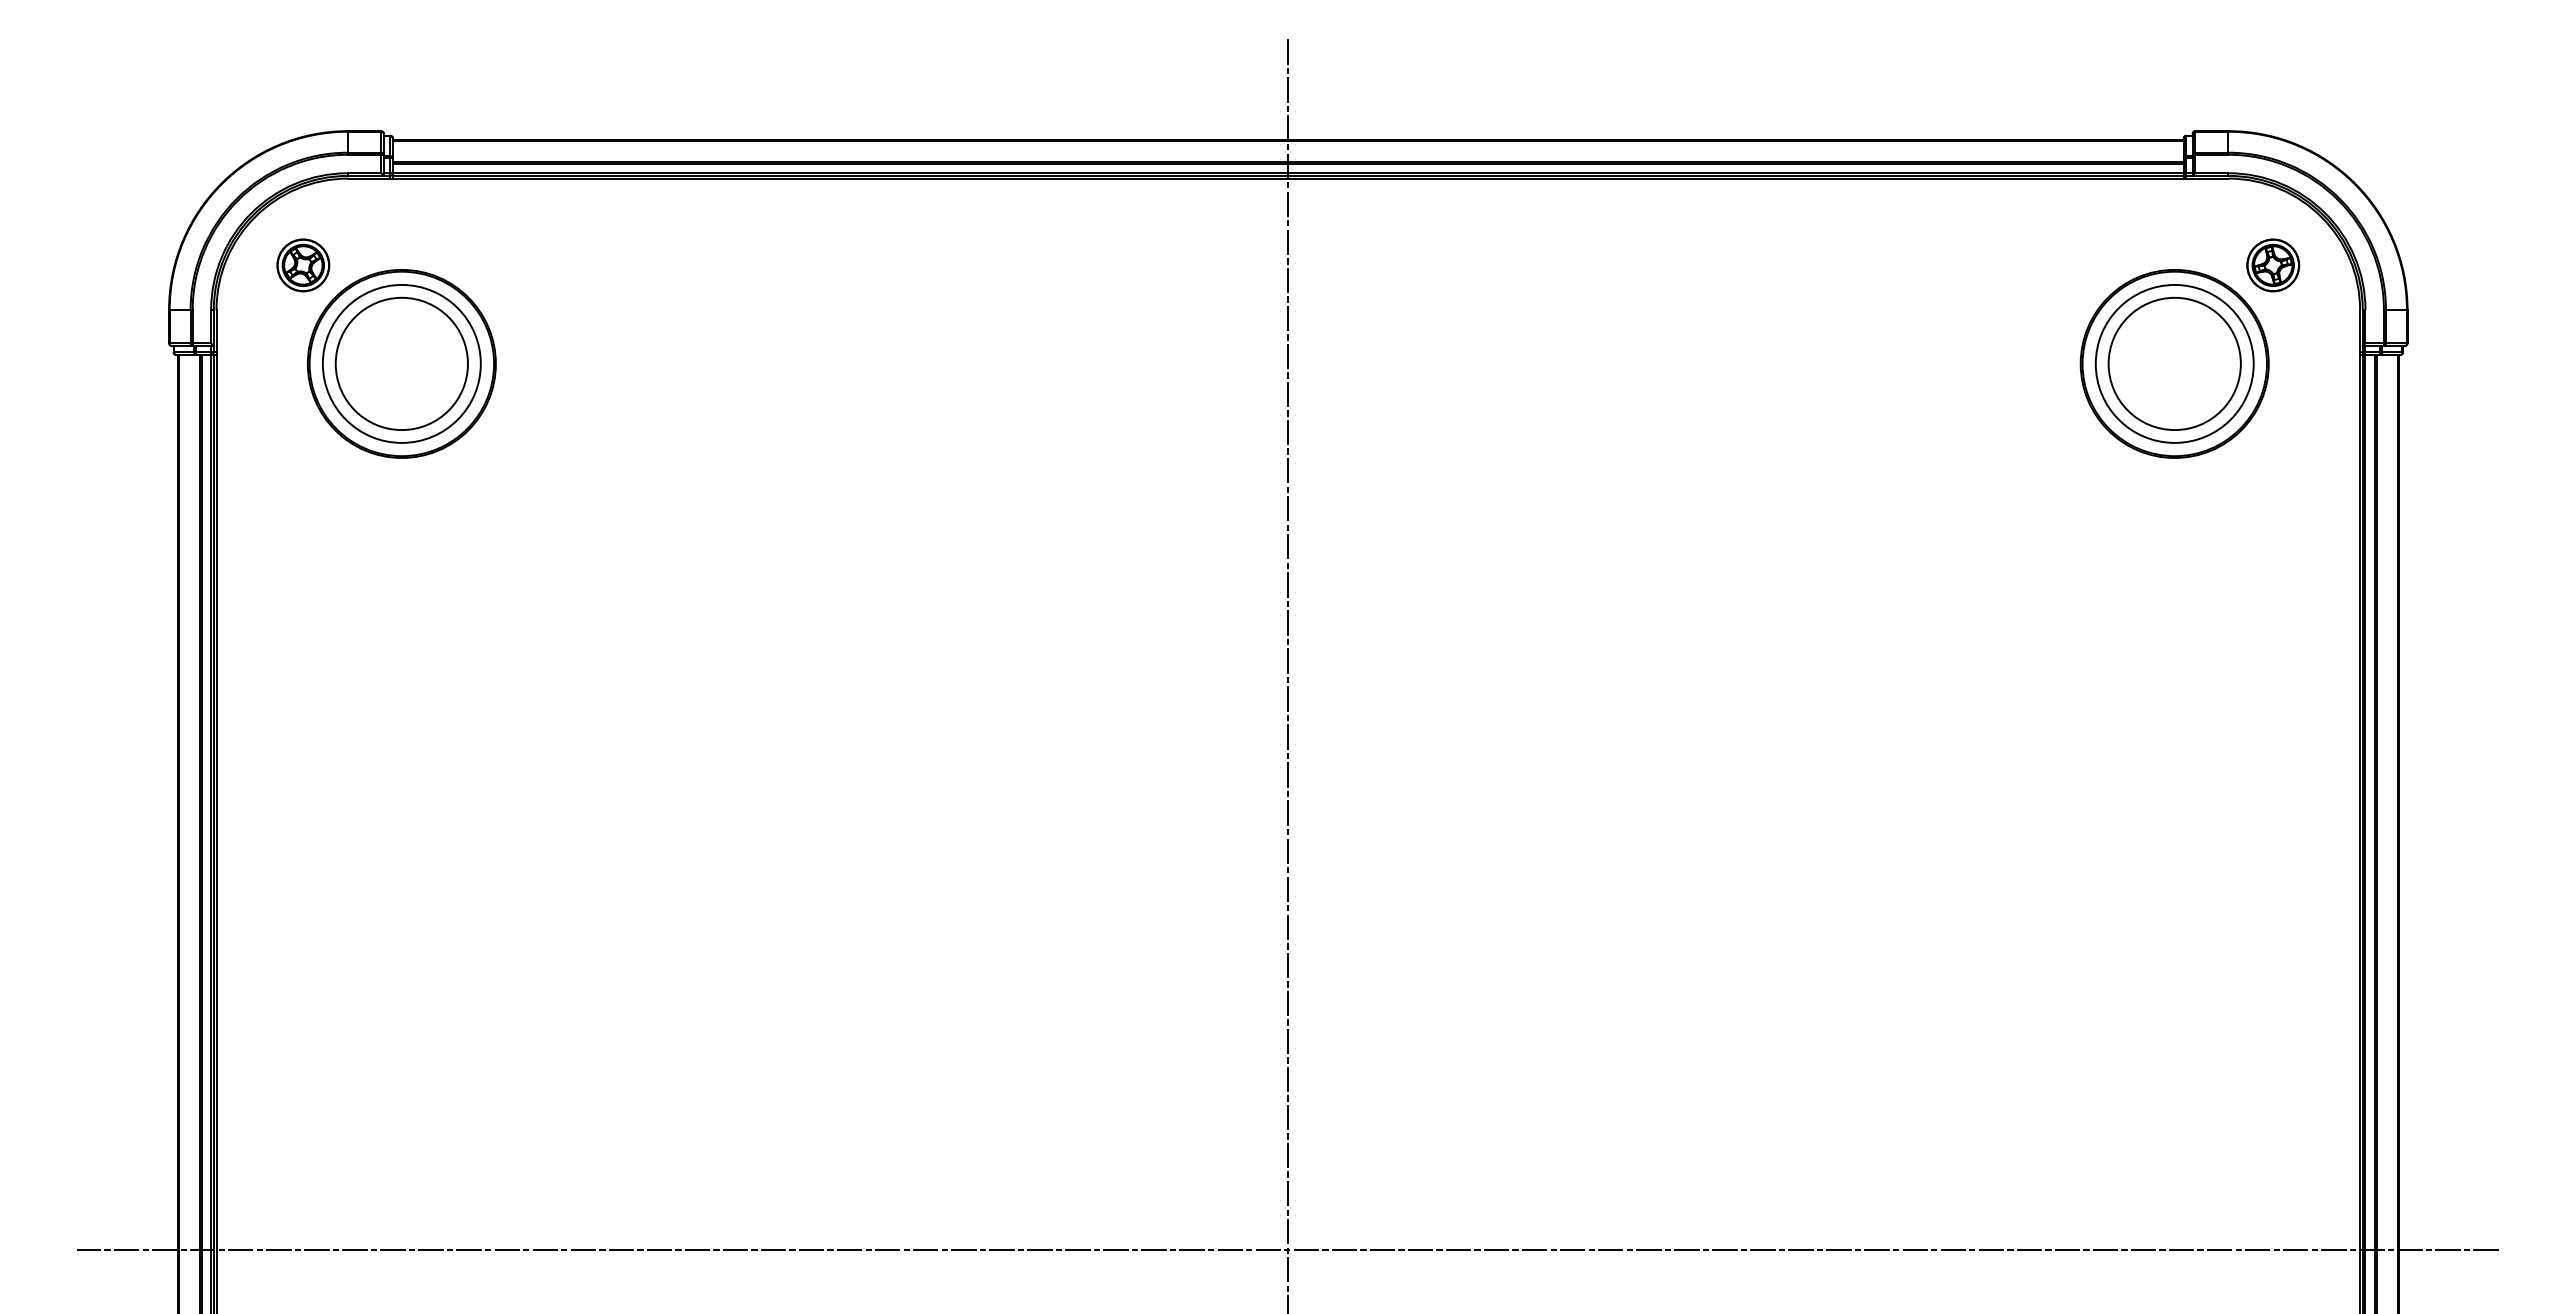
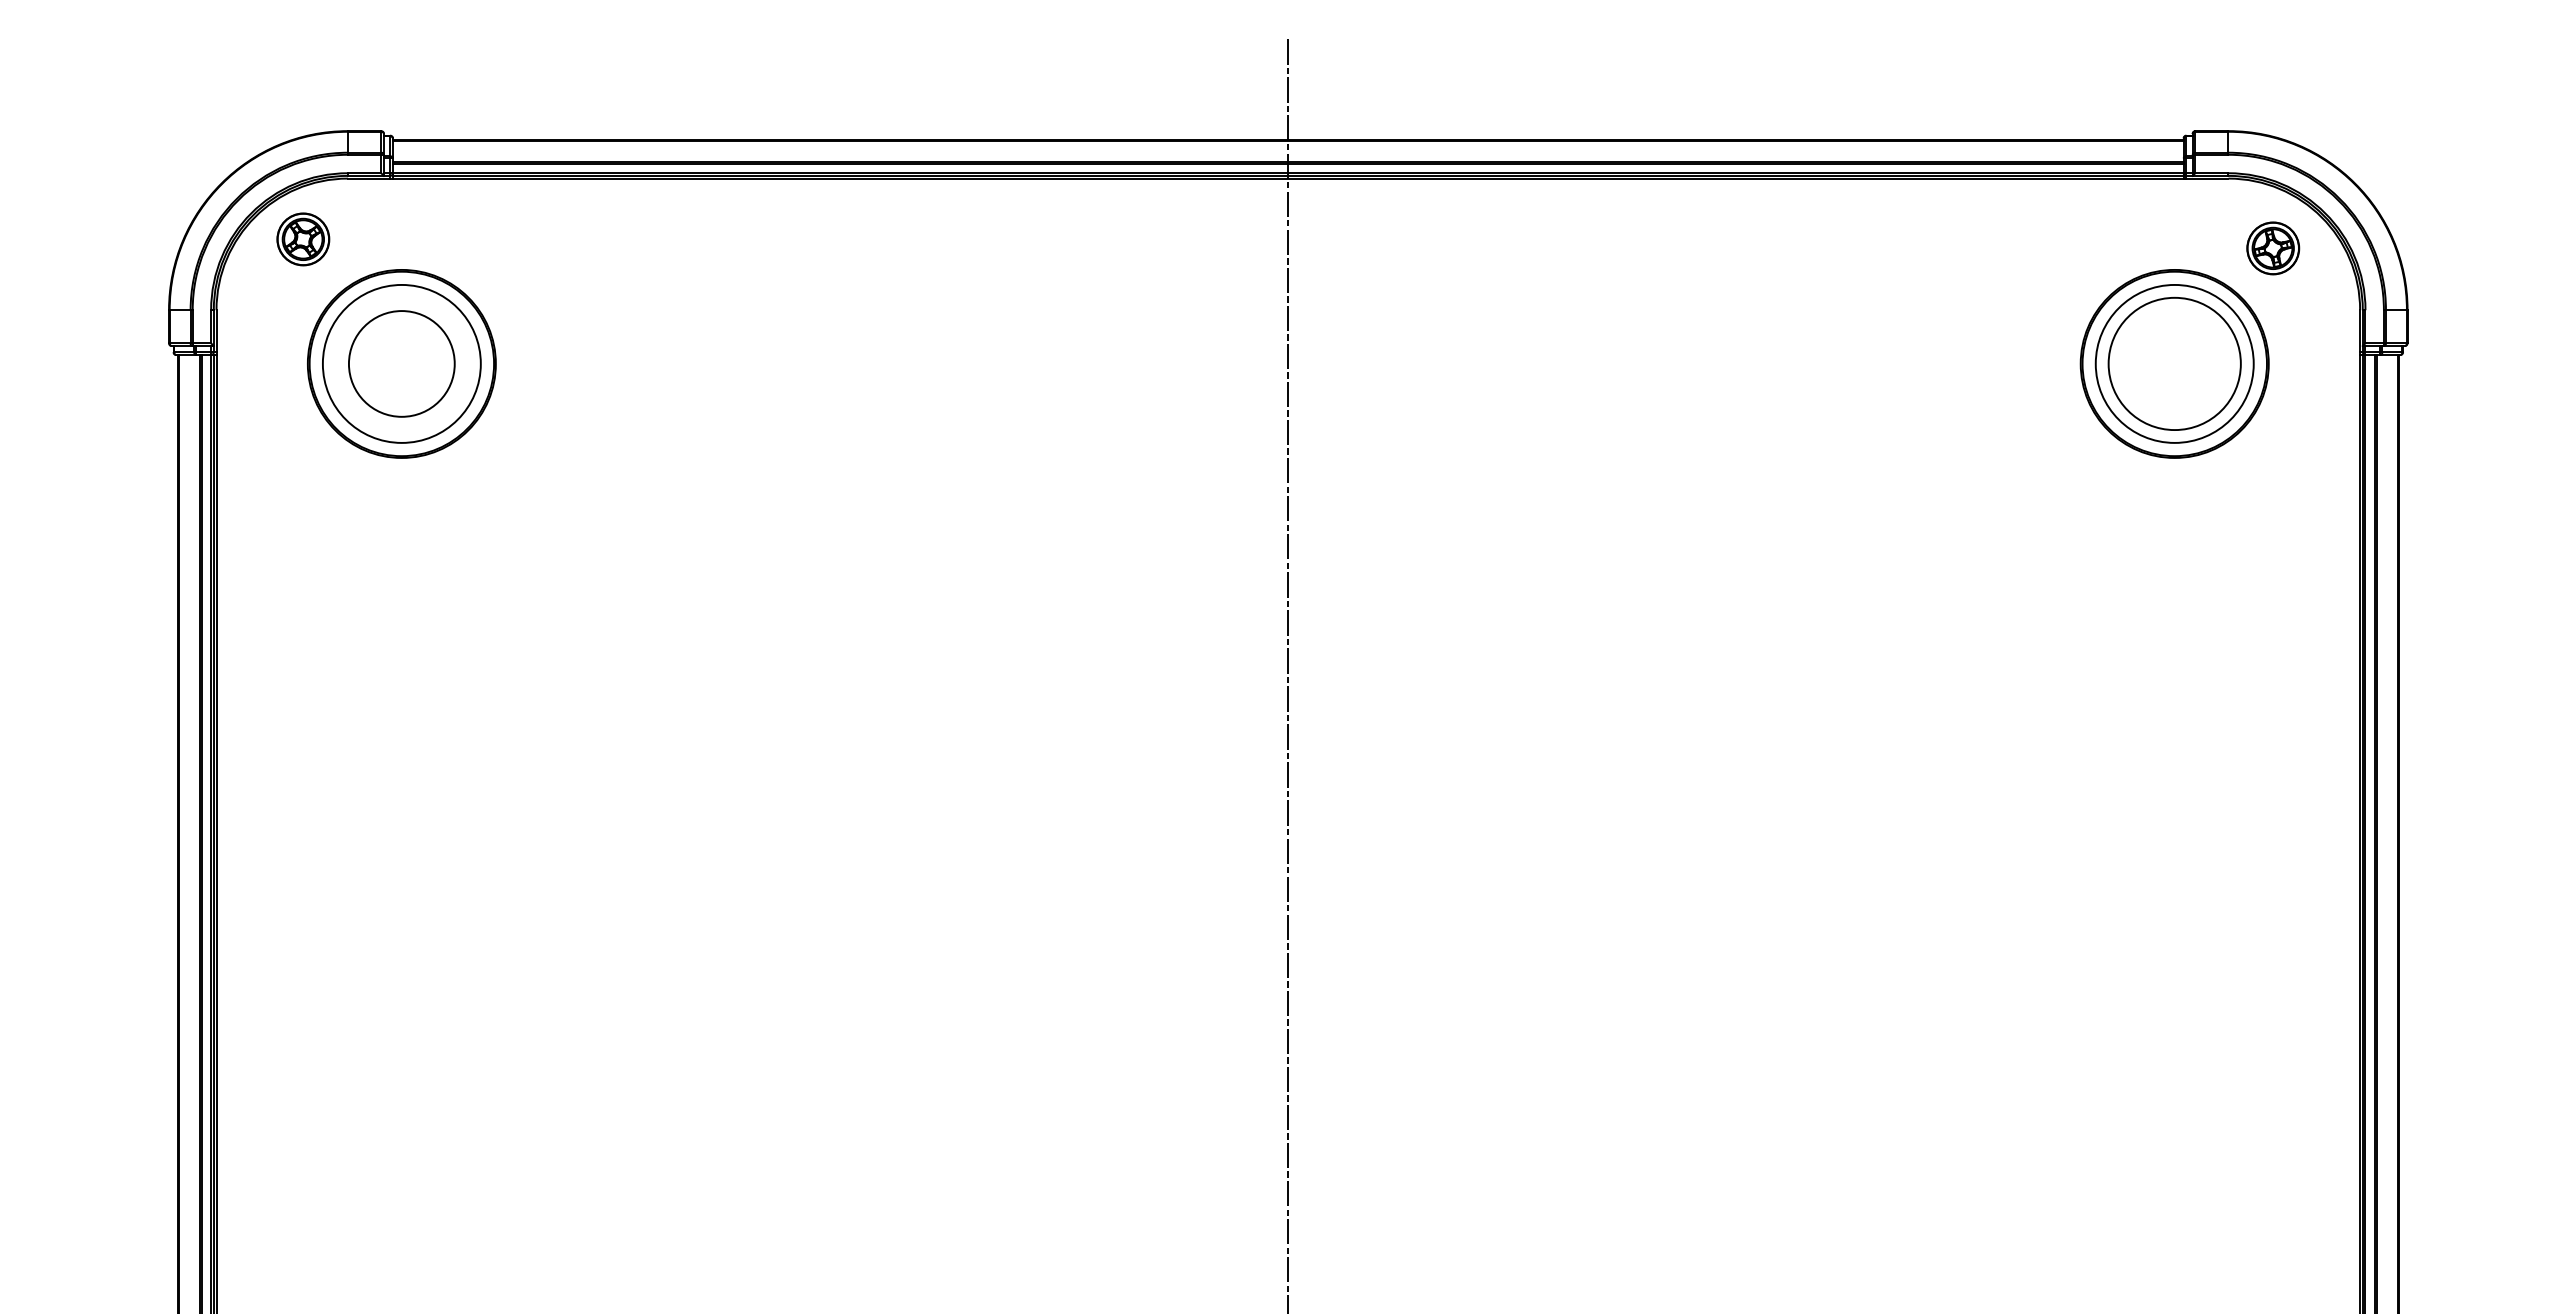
part position: (303, 265) -> (303, 239) (303, 239)
part position: (2273, 265) -> (2273, 248) (2273, 248)
circle diameter: 132 px -> 106 px (401, 363)
line: present -> none (1287, 1250)
